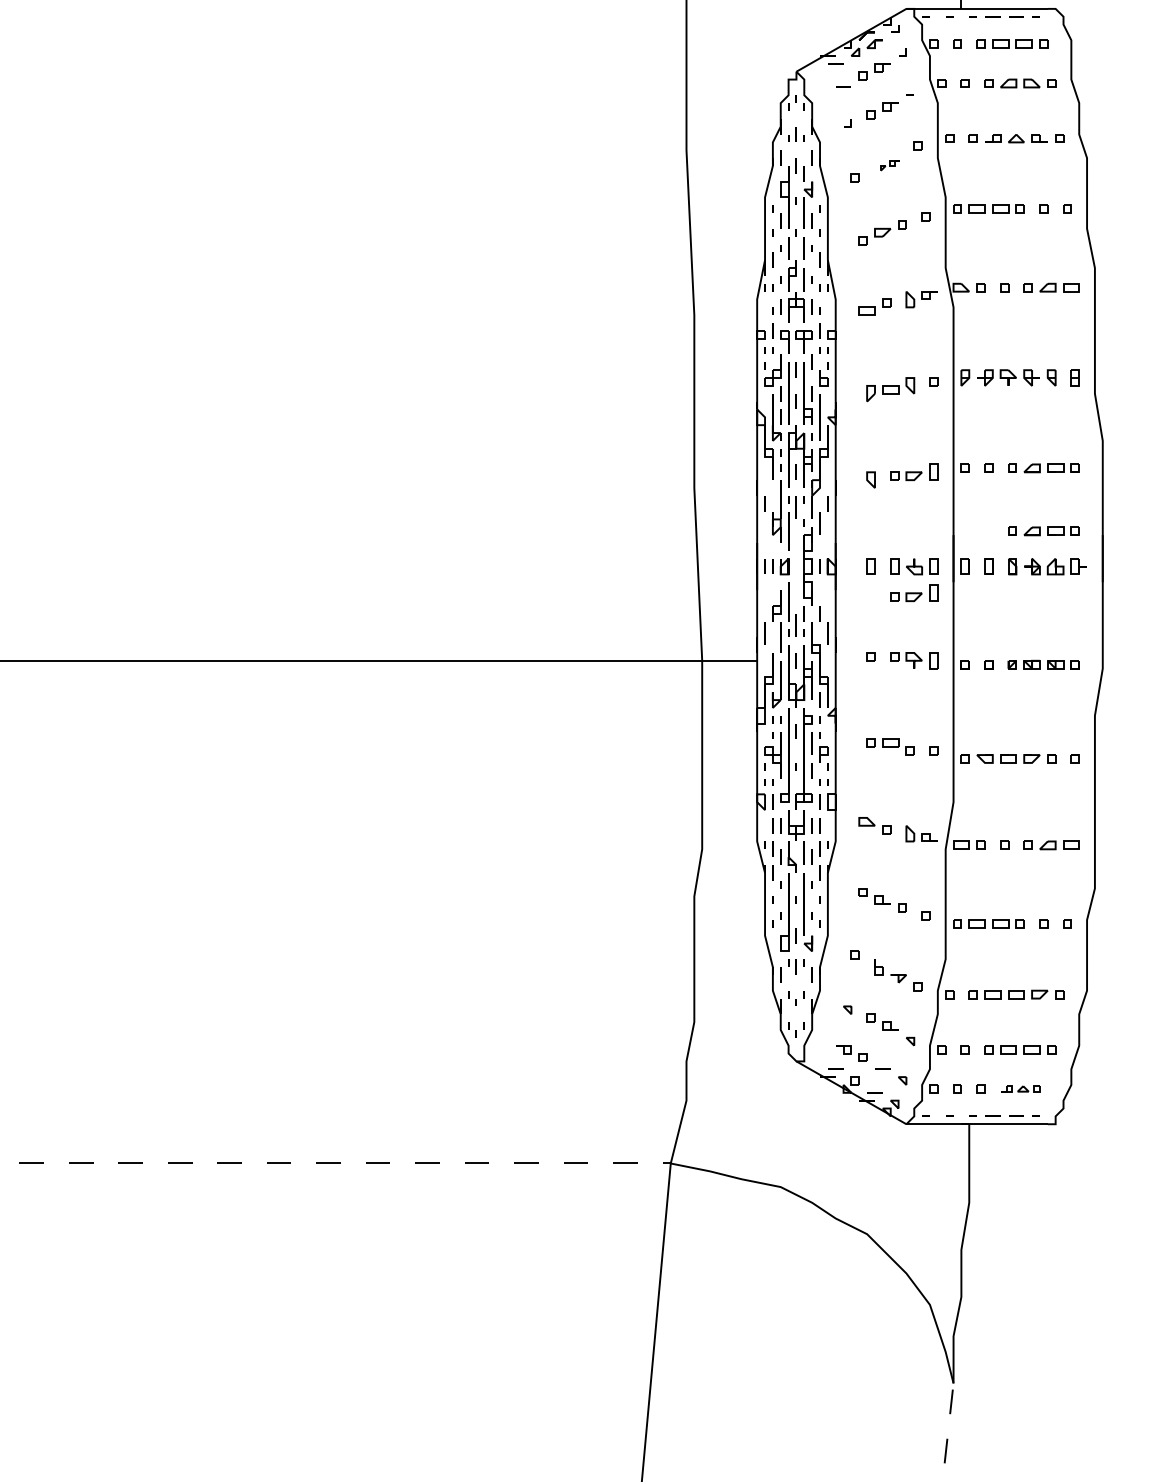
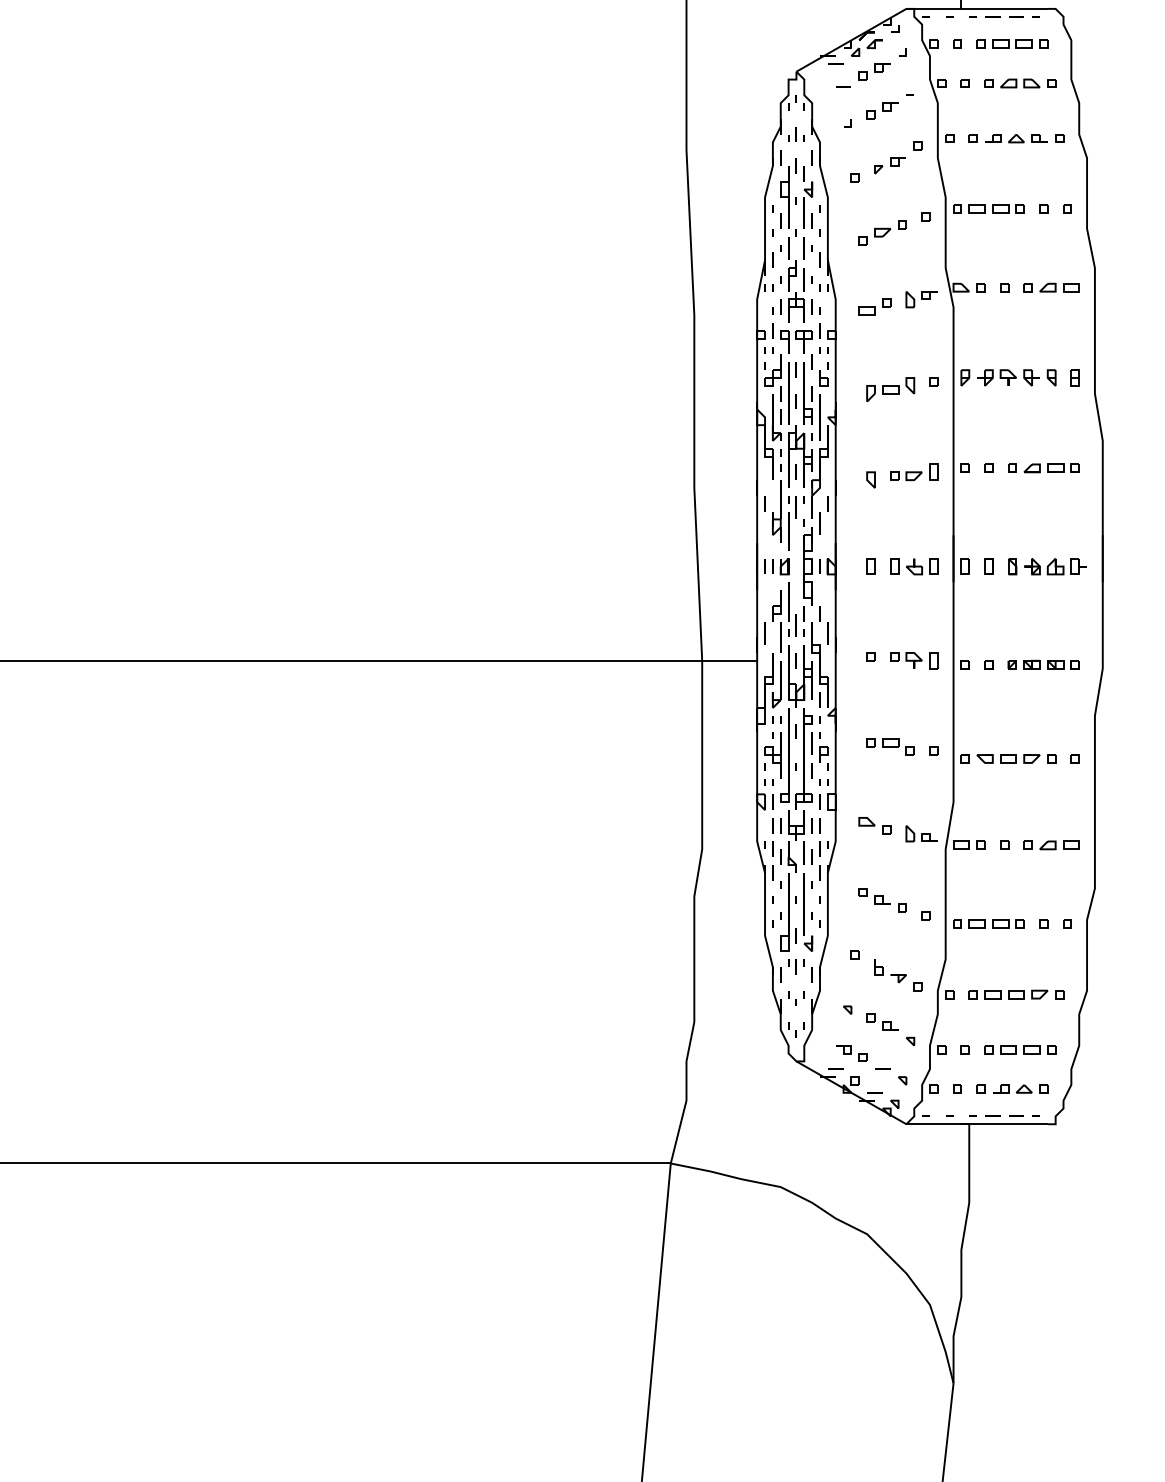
part size: 20x12 px -> 32x18 px (889, 165)
part: present -> none (1043, 531)
part: present -> none (914, 593)
part size: 40x8 px -> 56x10 px (1020, 1088)
line: dashed -> solid (335, 1163)
line: dashed -> solid (948, 1432)
